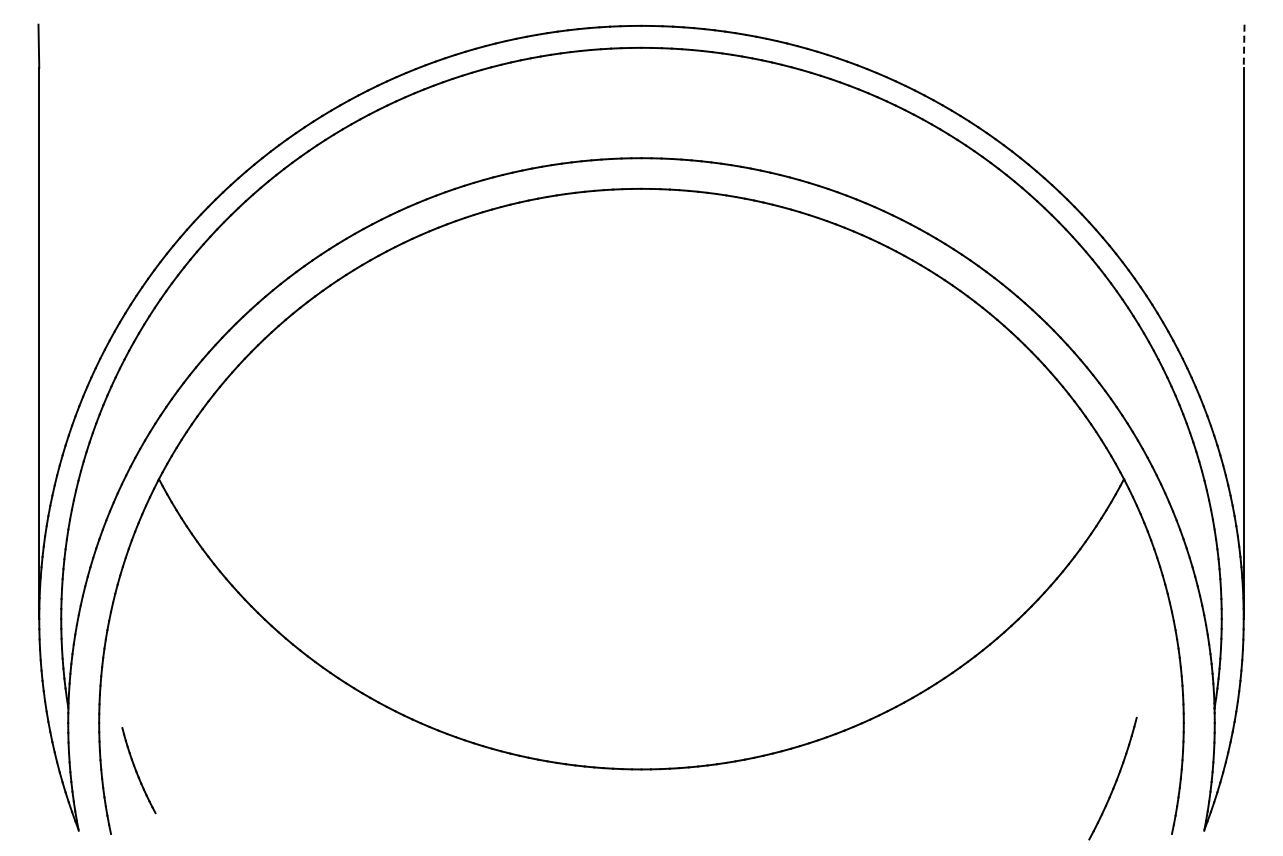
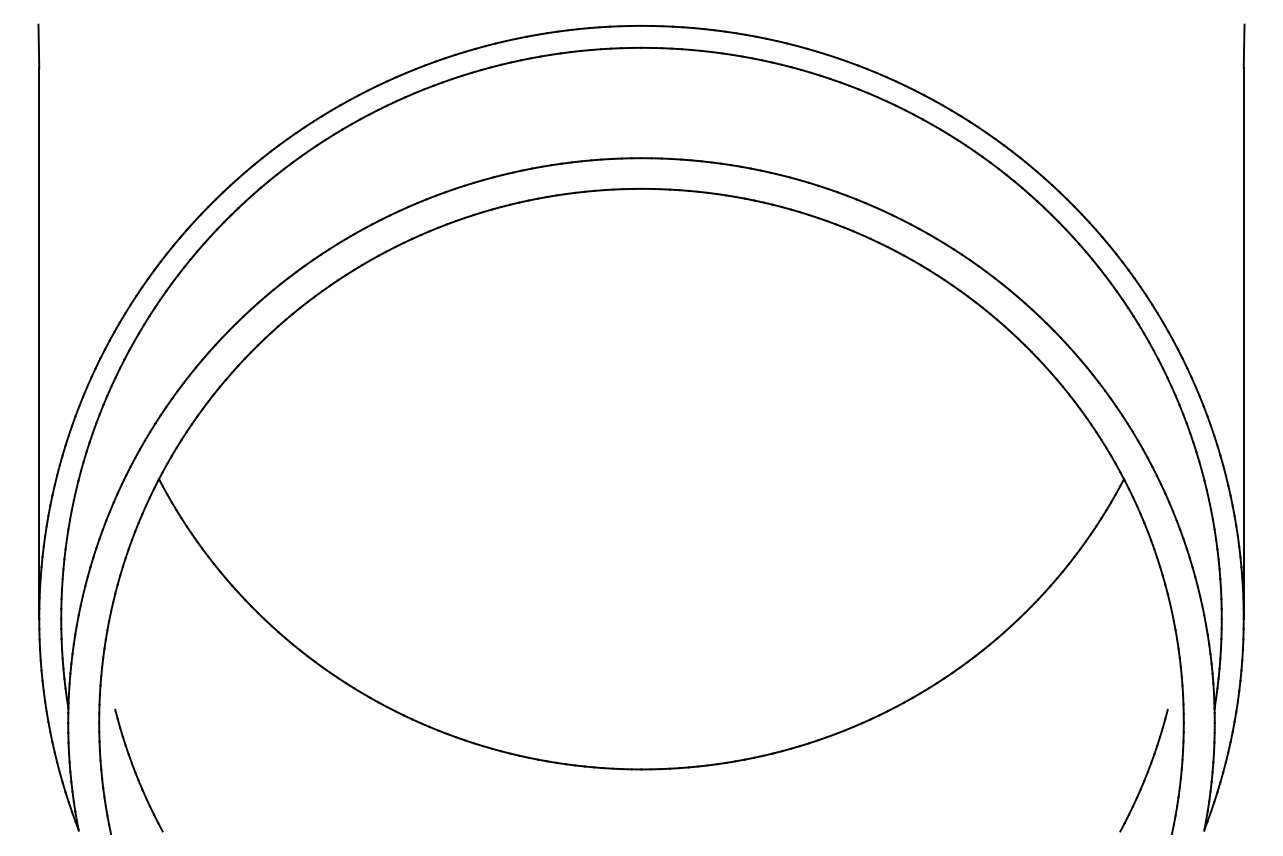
line: dashed -> solid (1244, 46)
part size: 36x88 px -> 50x125 px (138, 770)
part position: (1112, 778) -> (1143, 770) (1143, 770)
